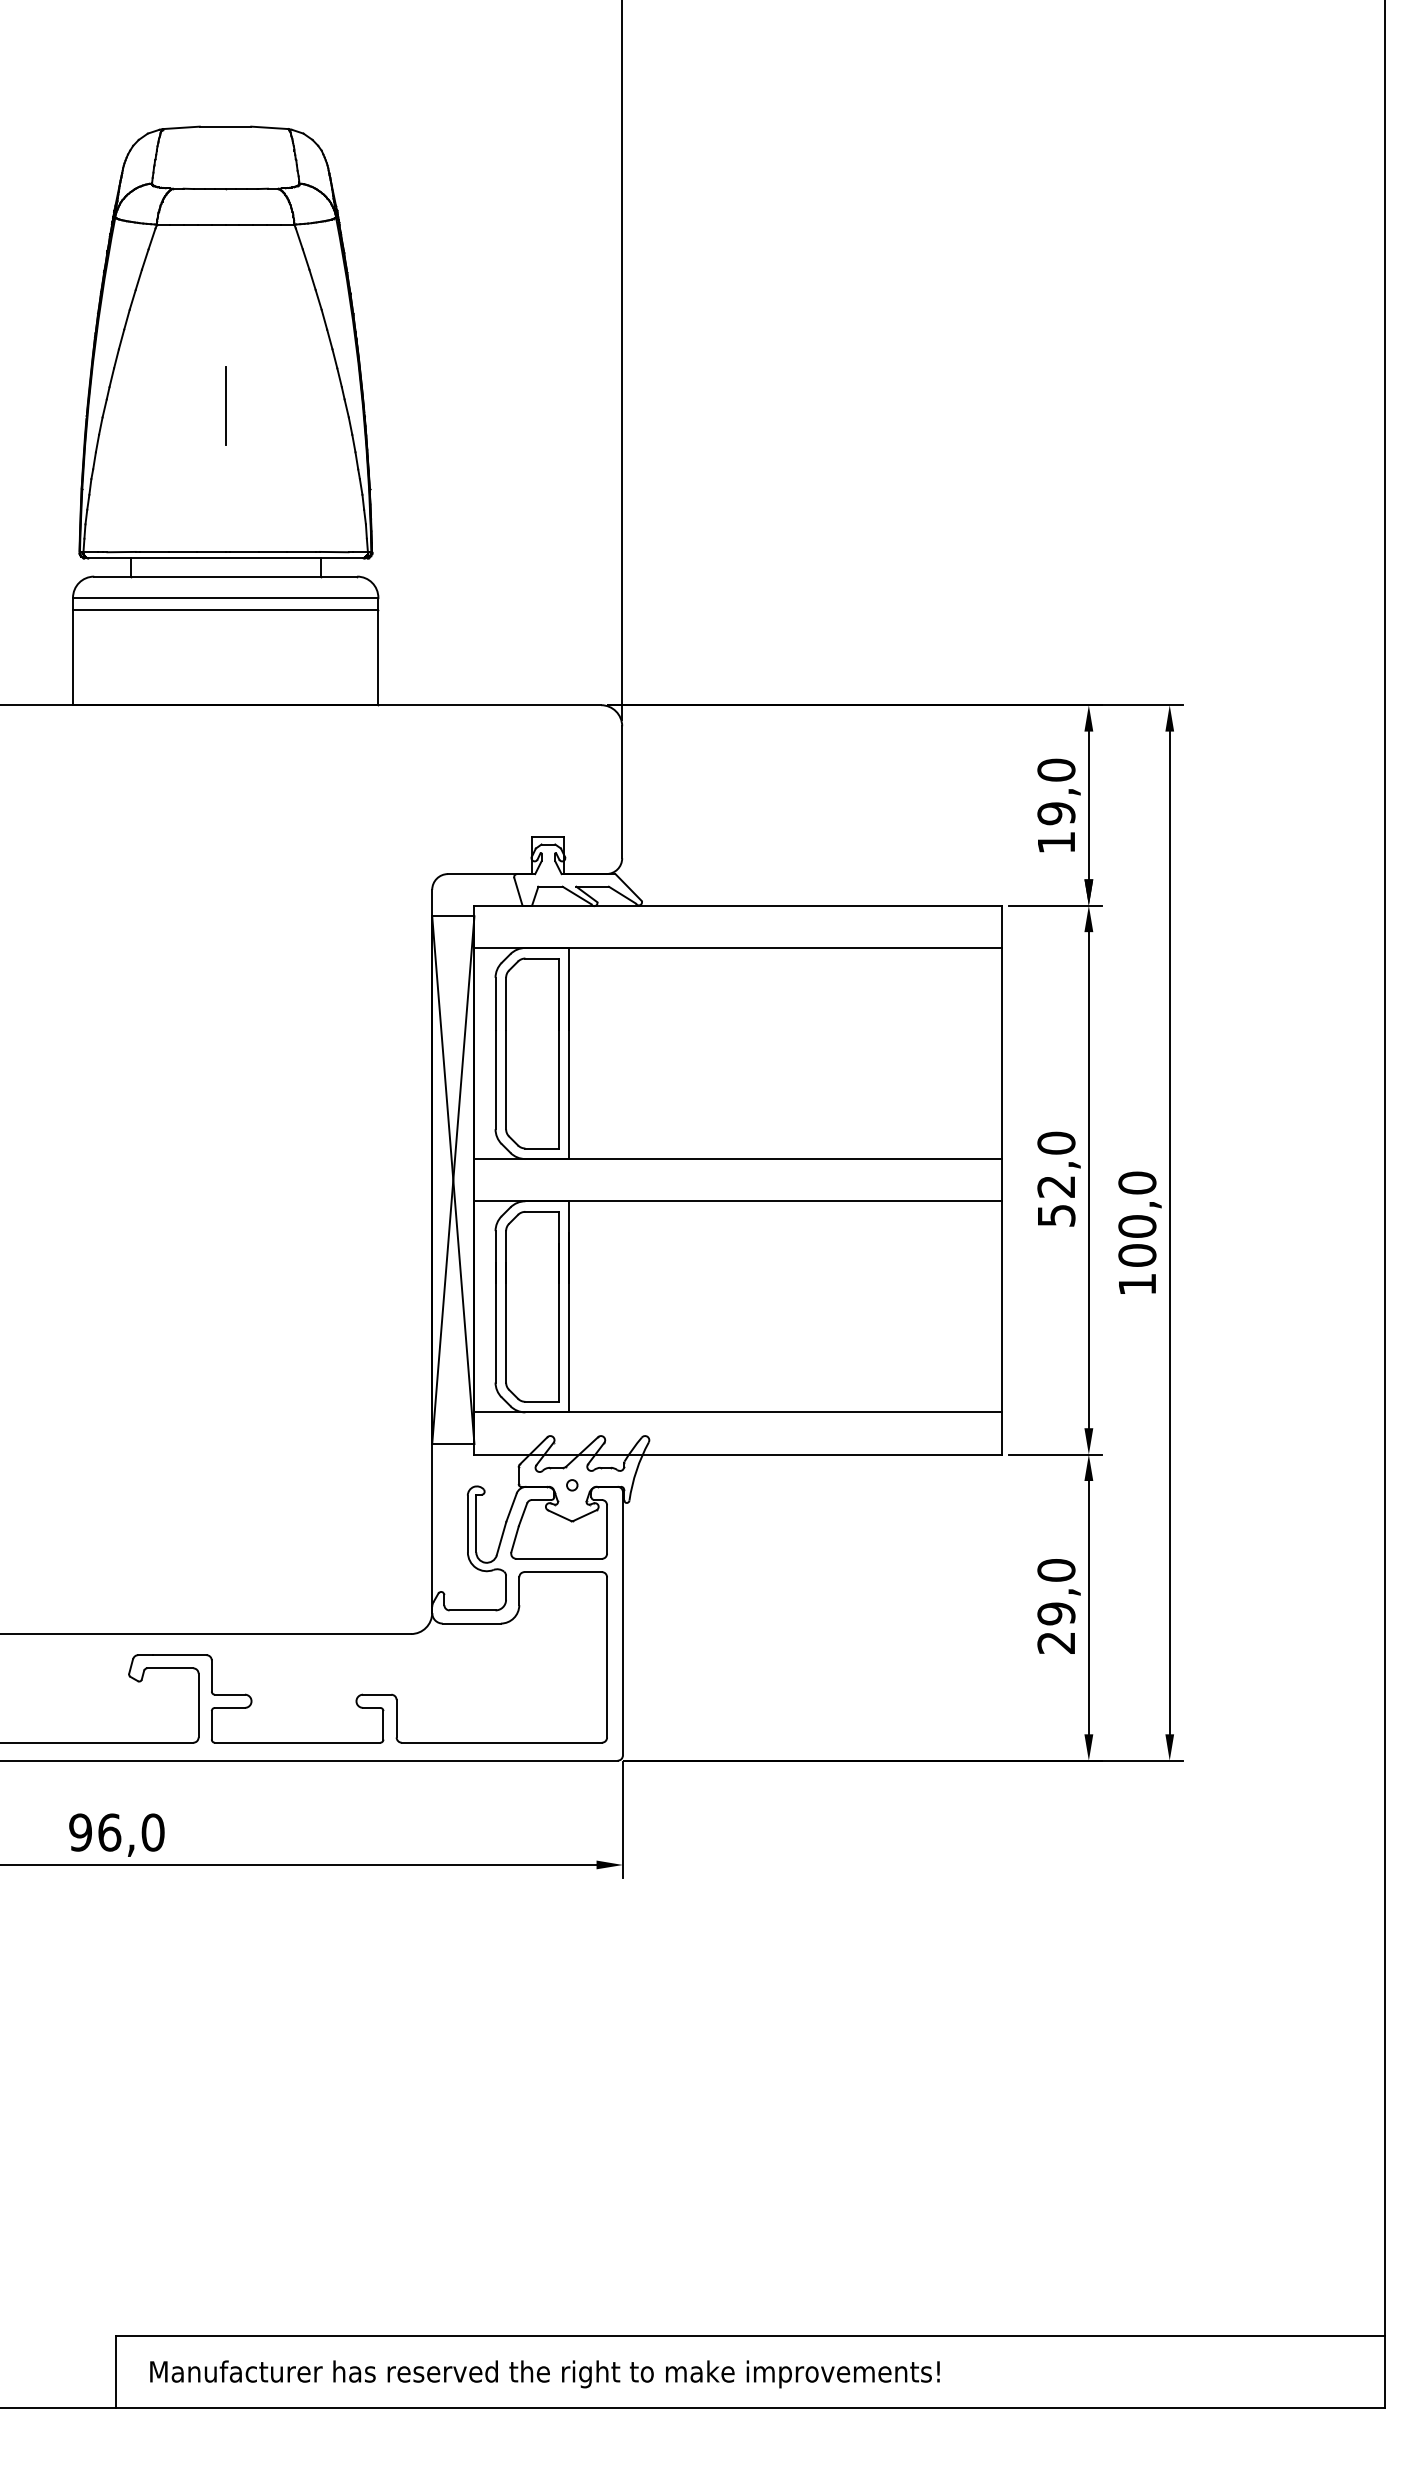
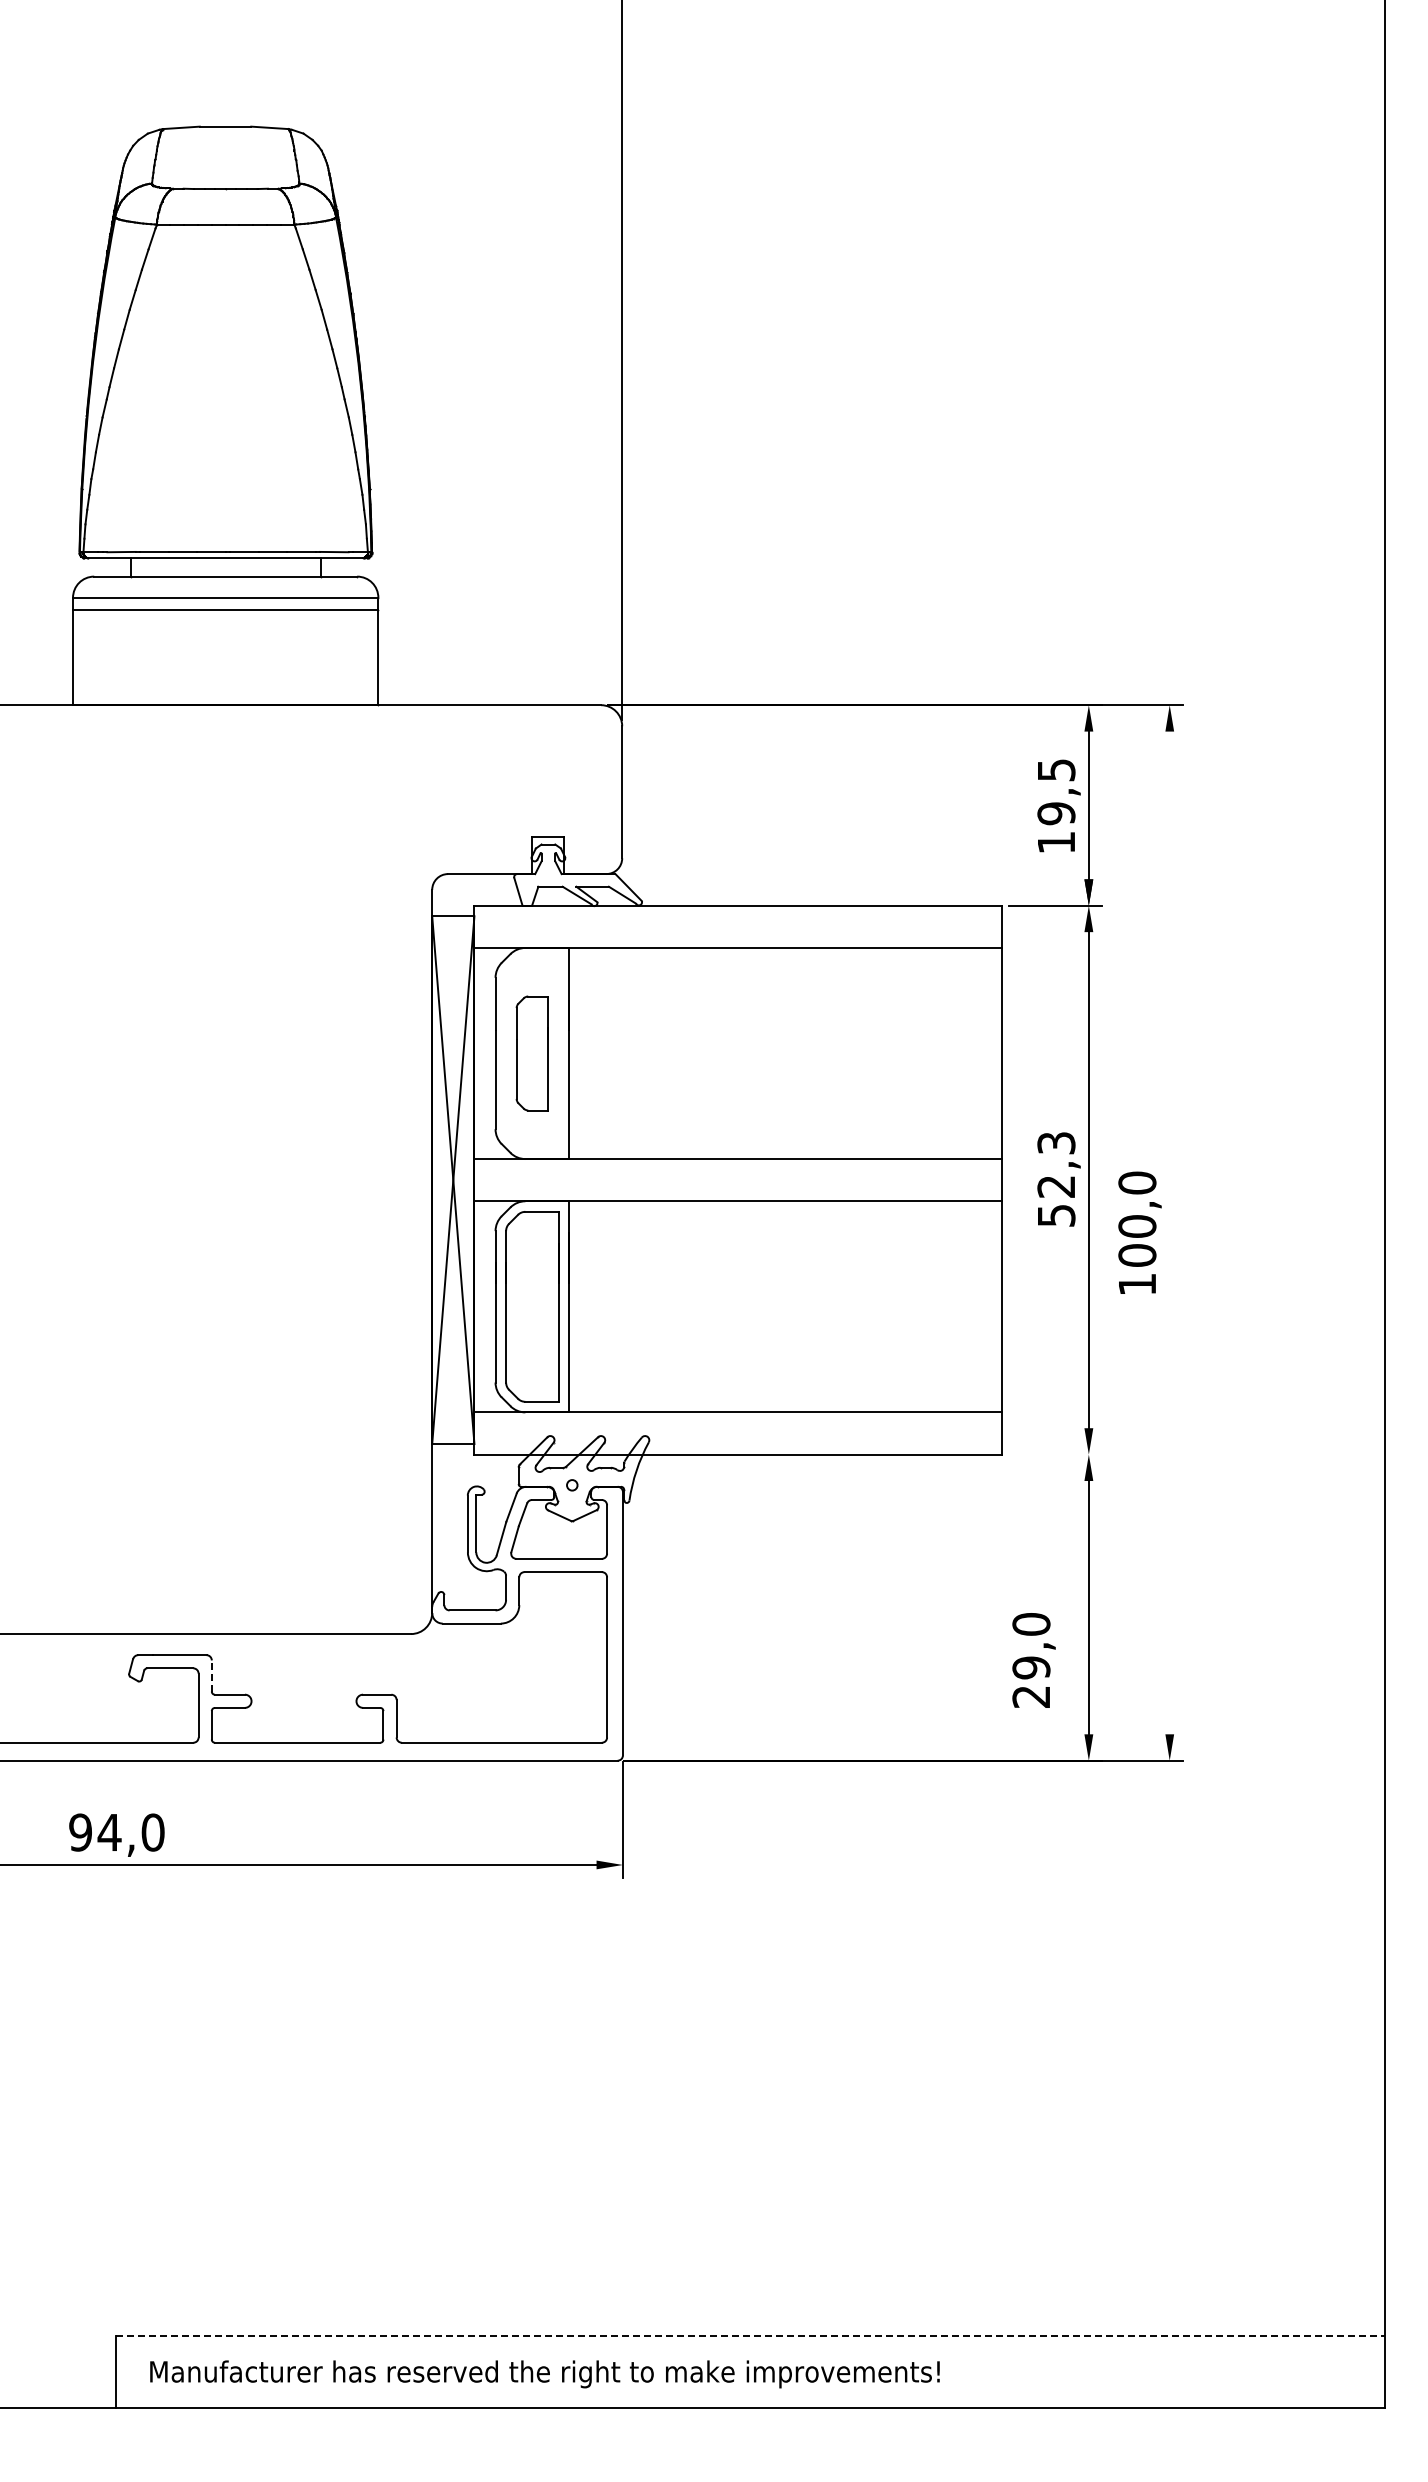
line: present -> none (225, 406)
text: 19,0 -> 19,5 (1056, 769)
part size: 55x193 px -> 34x117 px (531, 1053)
text: 52,0 -> 52,3 (1056, 1142)
line: present -> none (1169, 1232)
line: present -> none (1055, 1454)
text position: (1058, 1606) -> (1033, 1660) (1033, 1660)
line: solid -> dashed (211, 1676)
text: 96,0 -> 94,0 (109, 1832)
line: solid -> dashed (751, 2335)
